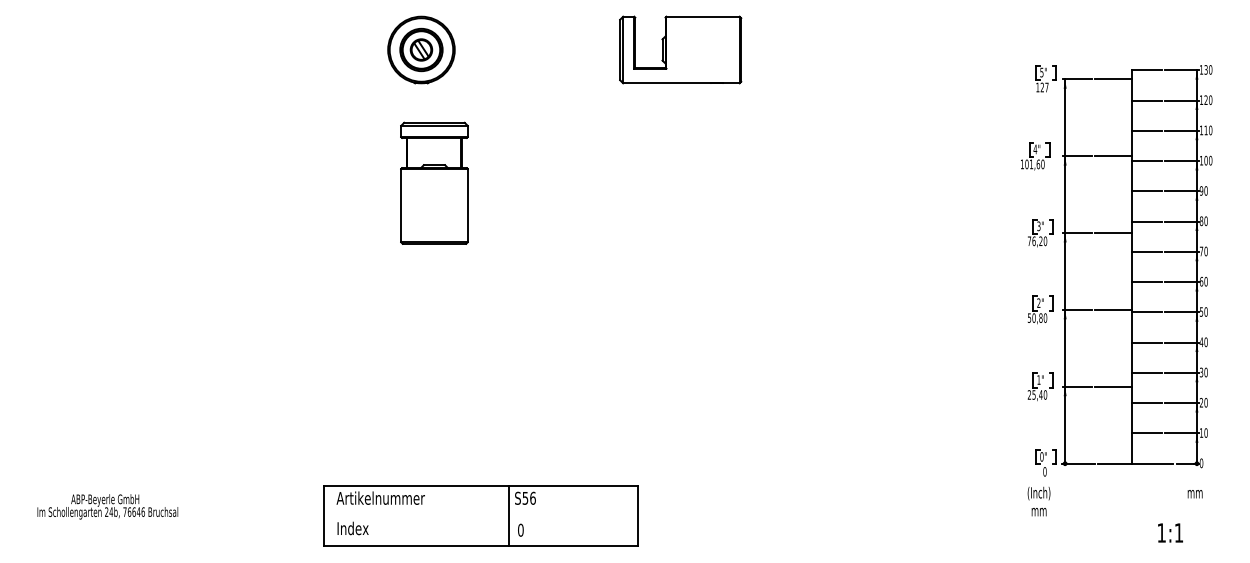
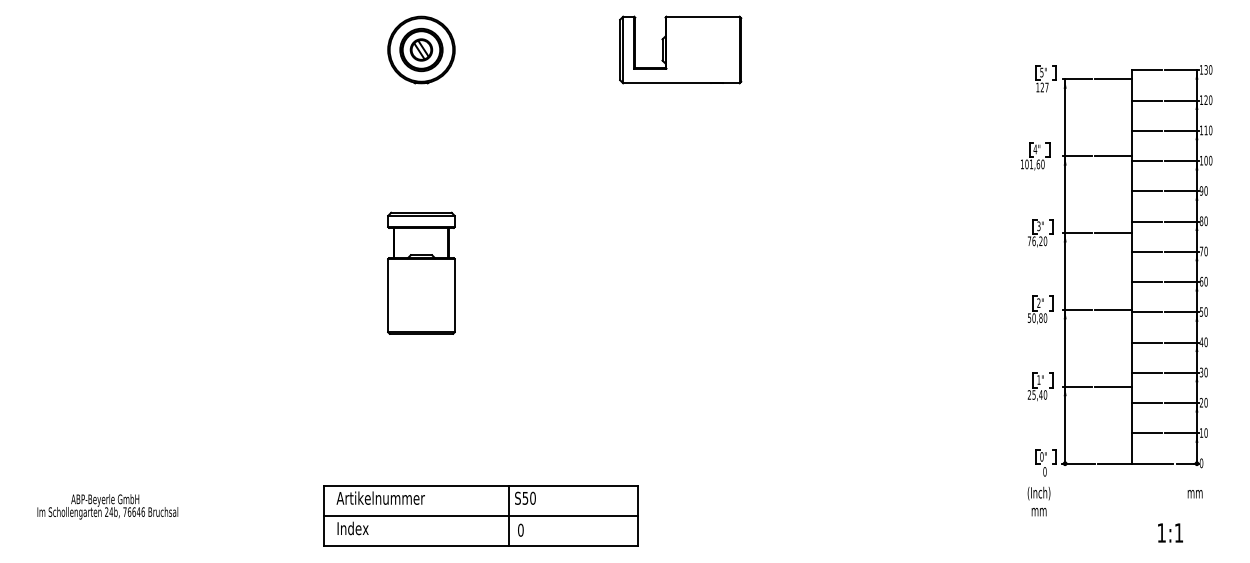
part position: (434, 182) -> (421, 272) (421, 272)
text: S56 -> S50 (532, 497)
line: none -> present (480, 516)
